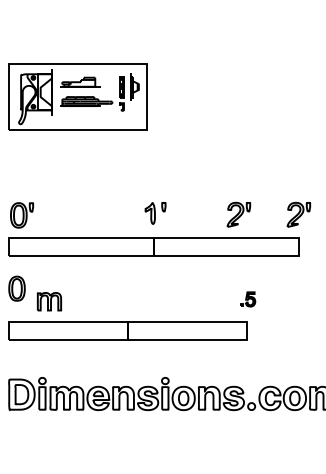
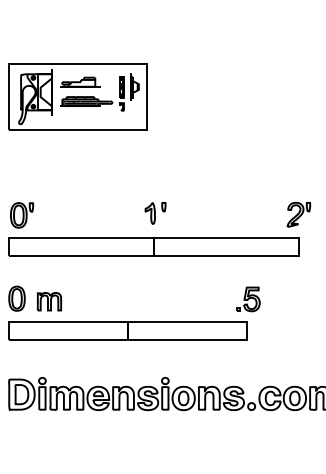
part: present -> none (238, 214)
part position: (16, 288) -> (16, 298) (16, 298)
part size: 17x17 px -> 25x27 px (248, 299)
